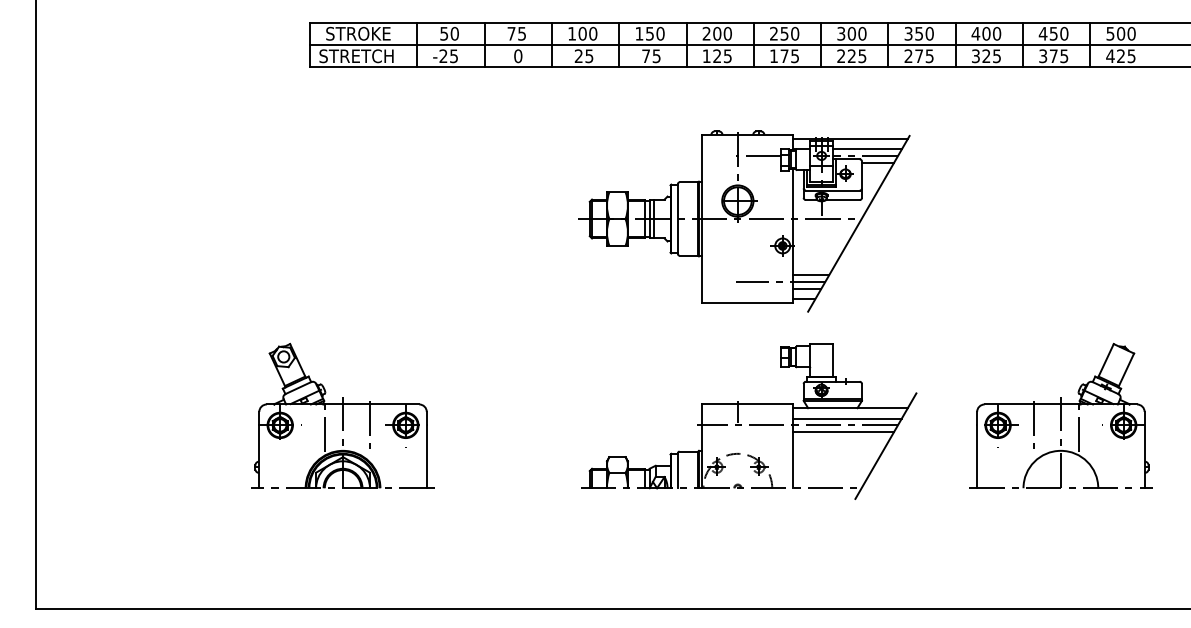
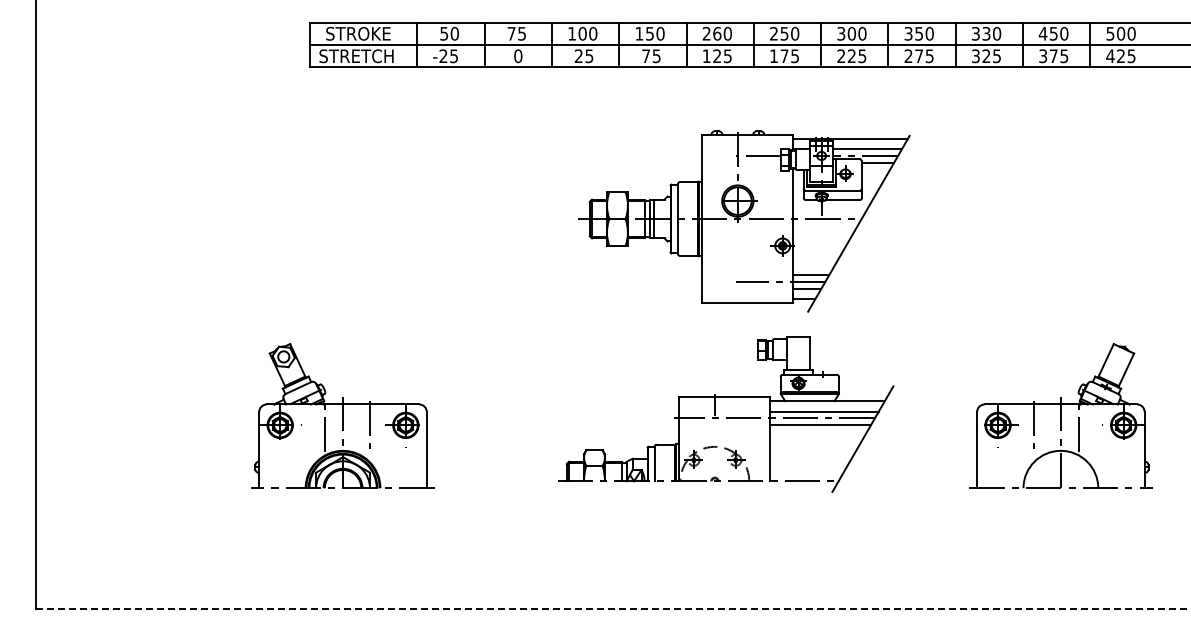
text: 200 -> 260 (717, 33)
text: 400 -> 330 (980, 33)
part position: (749, 421) -> (726, 414) (726, 414)
line: solid -> dashed (613, 609)
